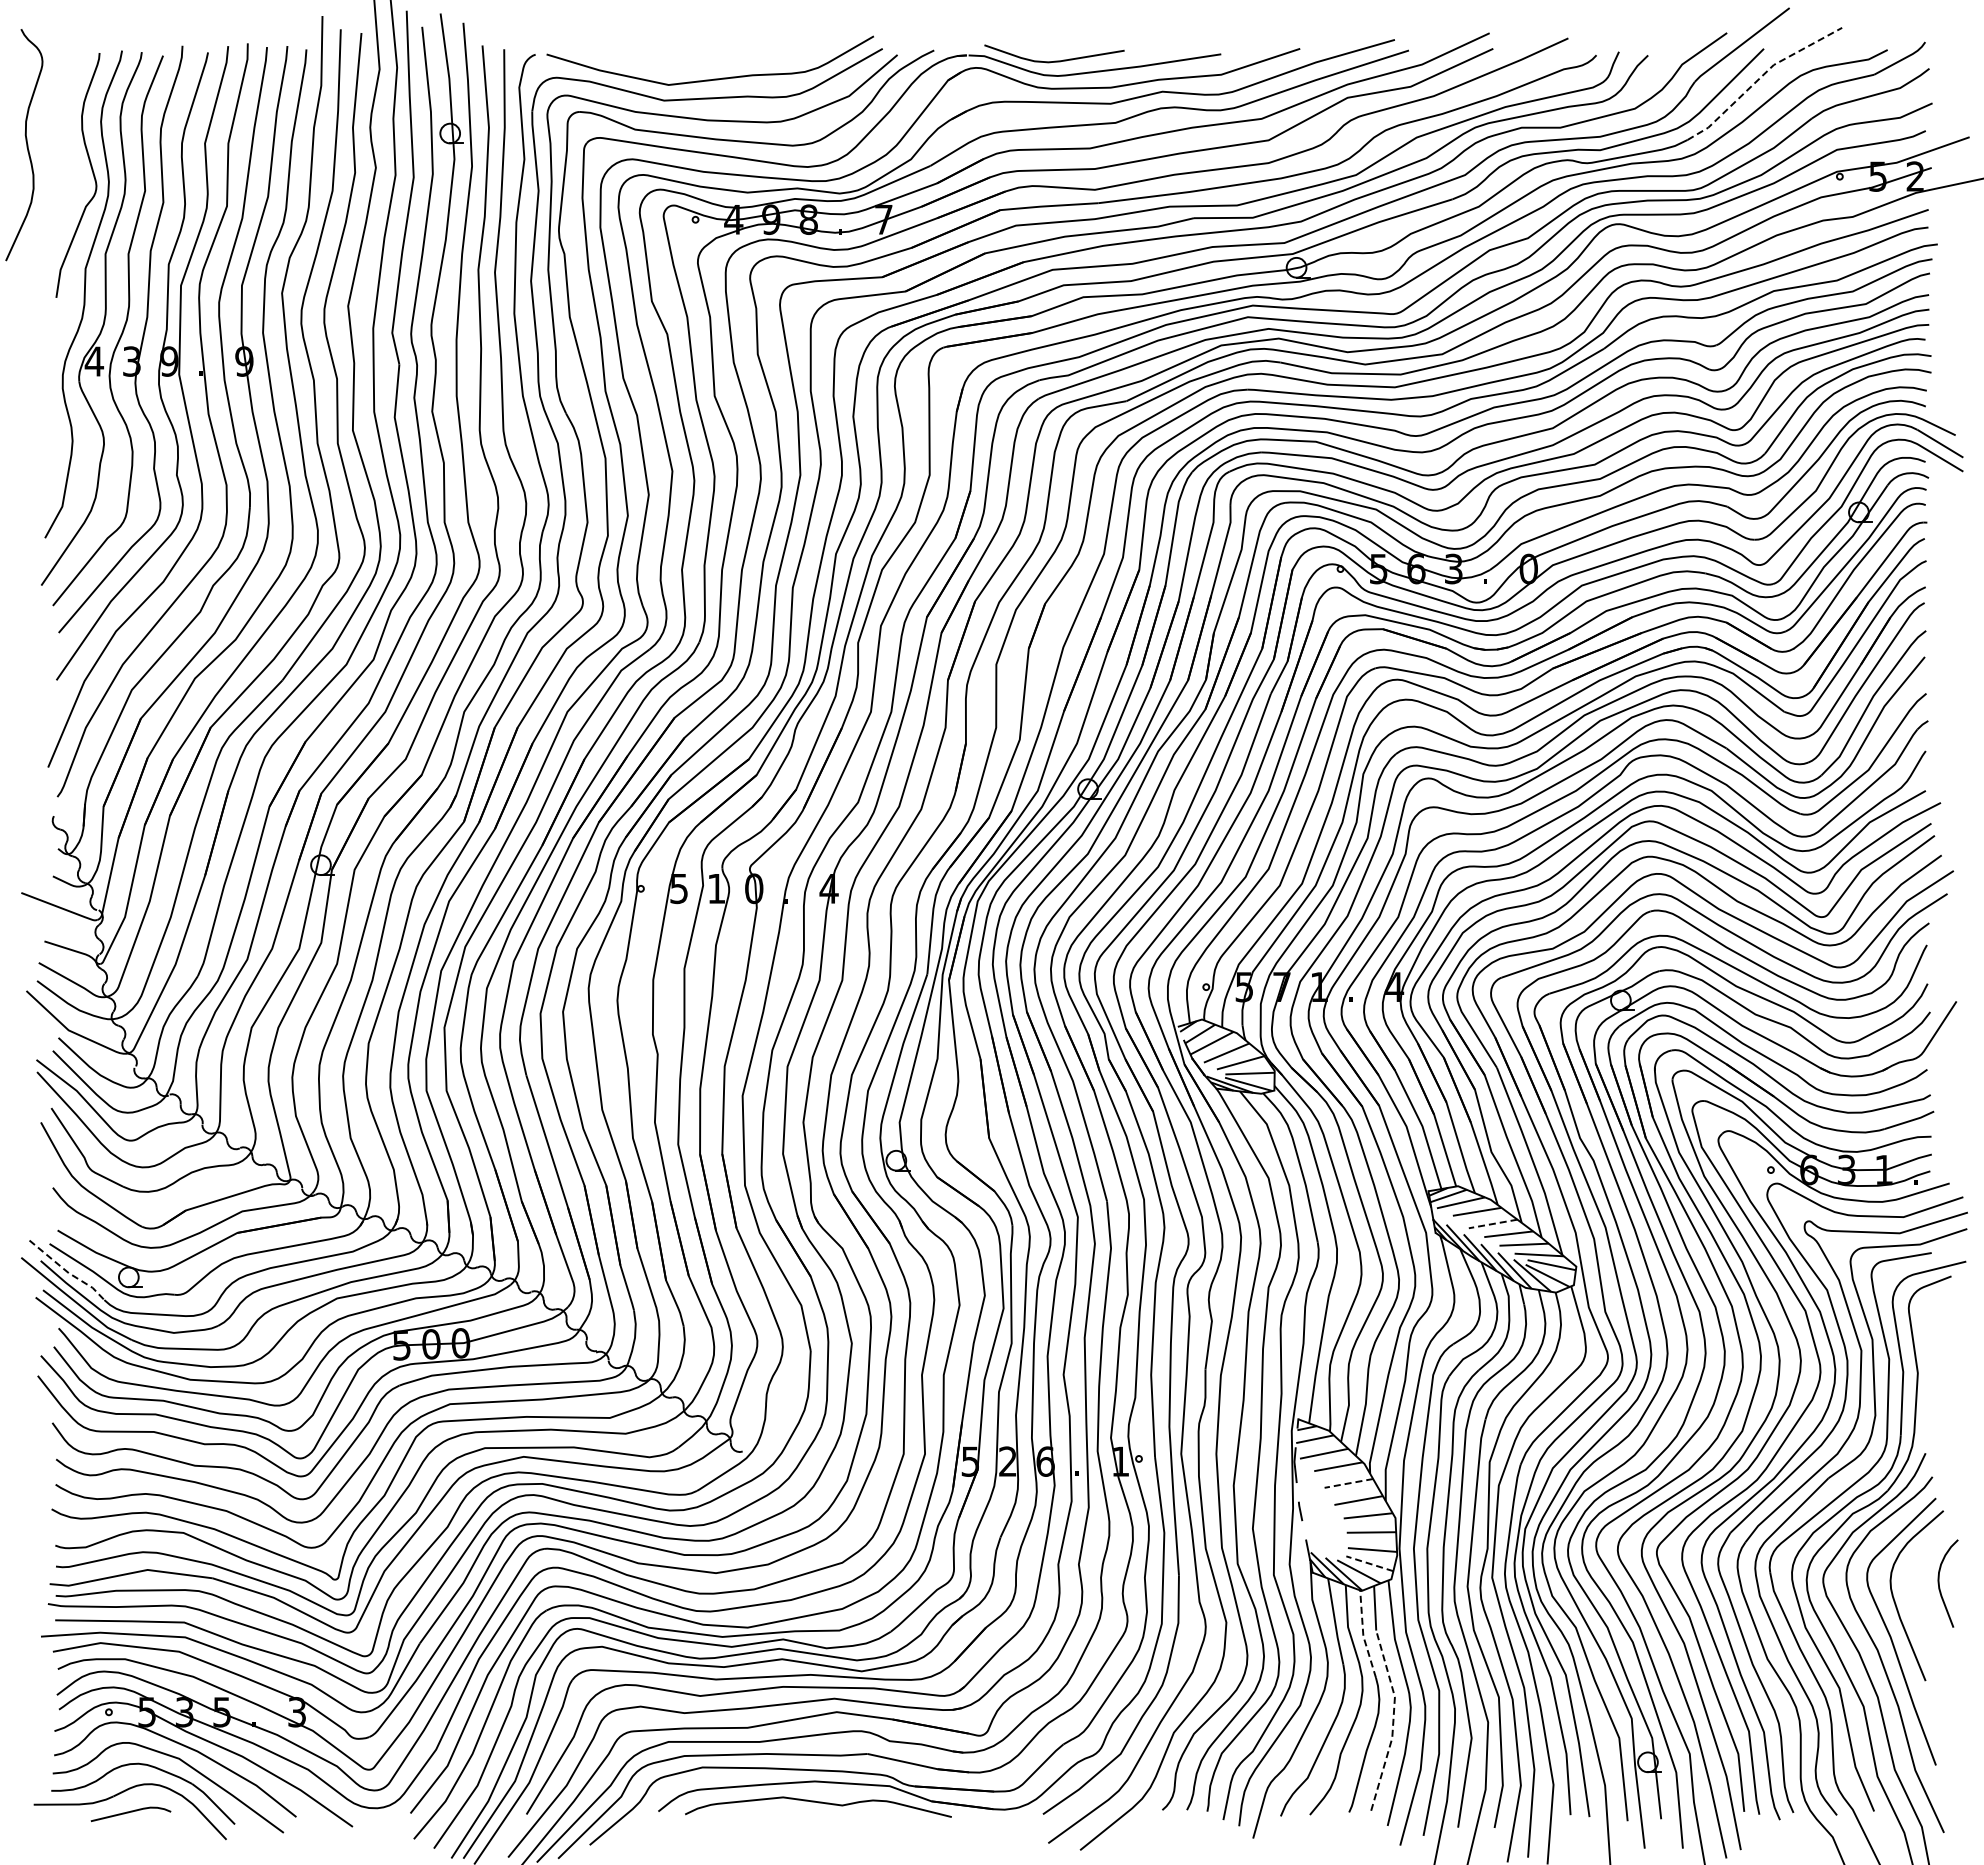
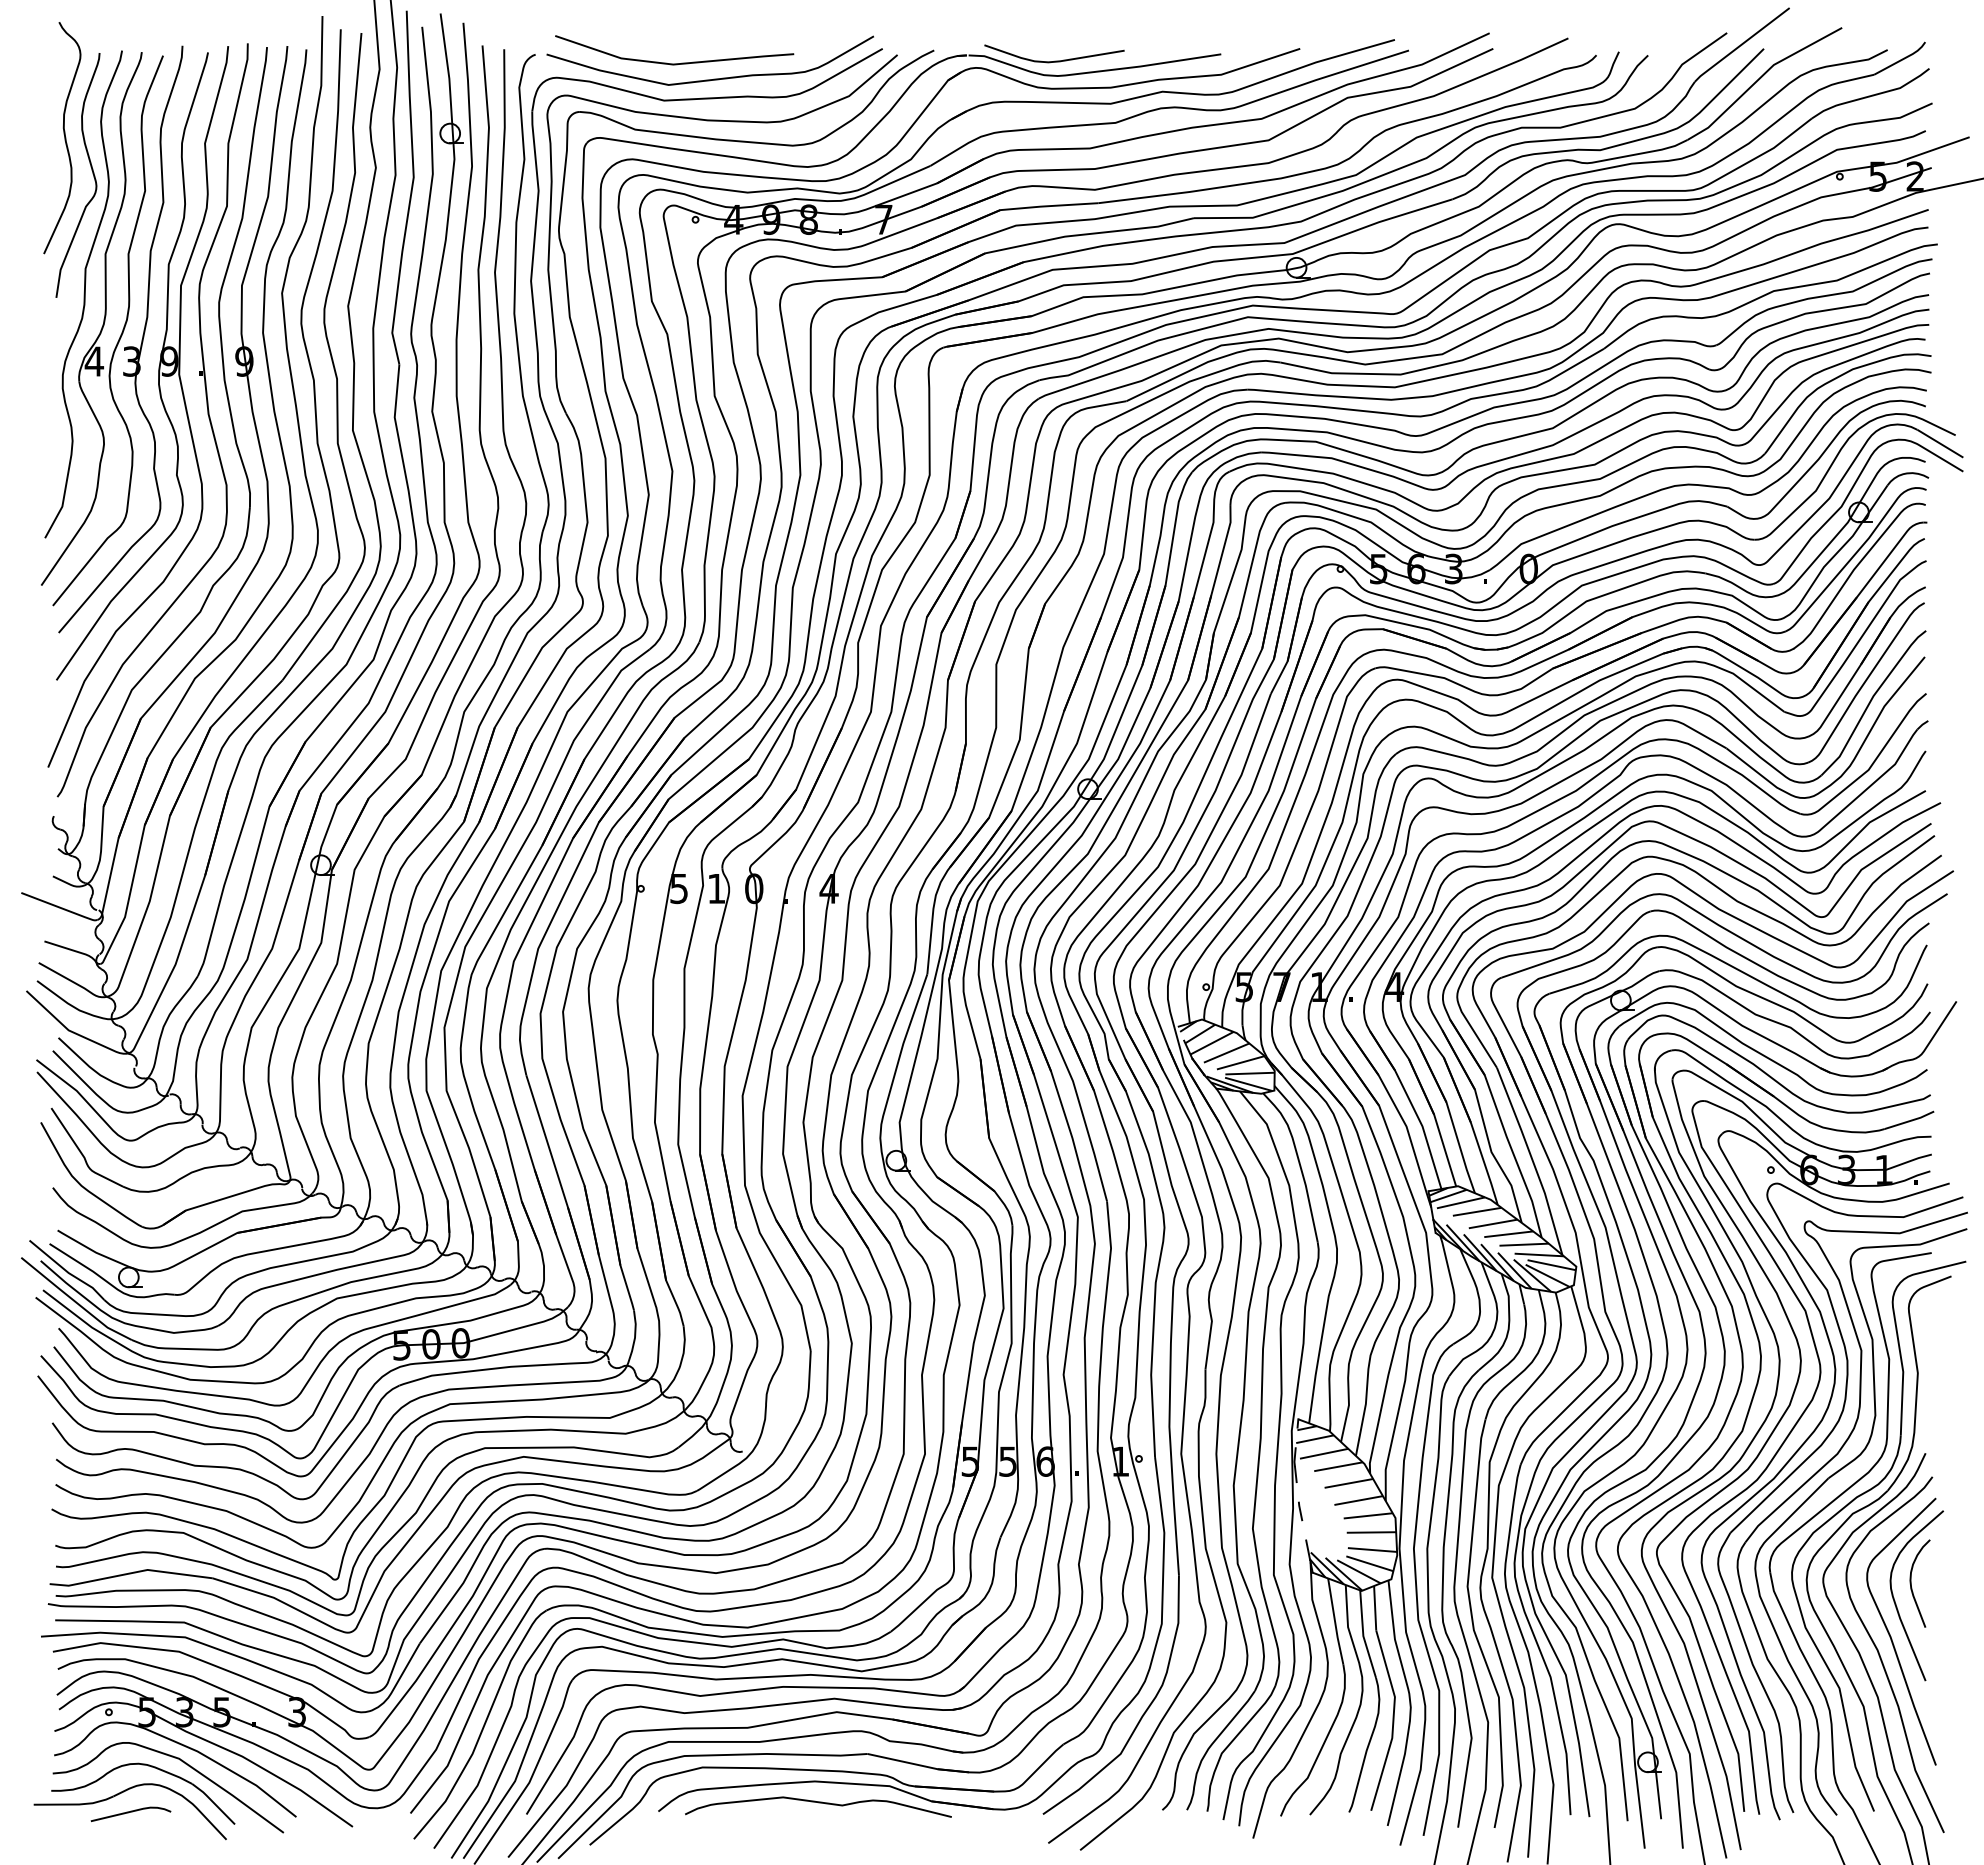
line: none -> present (674, 63)
line: dashed -> solid (1760, 78)
curve position: (26, 145) -> (64, 138) (64, 138)
line: dashed -> solid (1493, 1223)
line: dashed -> solid (67, 1272)
text: 2 -> 5 (1007, 1461)
line: dashed -> solid (1348, 1483)
line: dashed -> solid (1369, 1563)
curve position: (1939, 1583) -> (1911, 1583) (1911, 1583)
line: dashed -> solid (1363, 1635)
line: dashed -> solid (1393, 1720)
